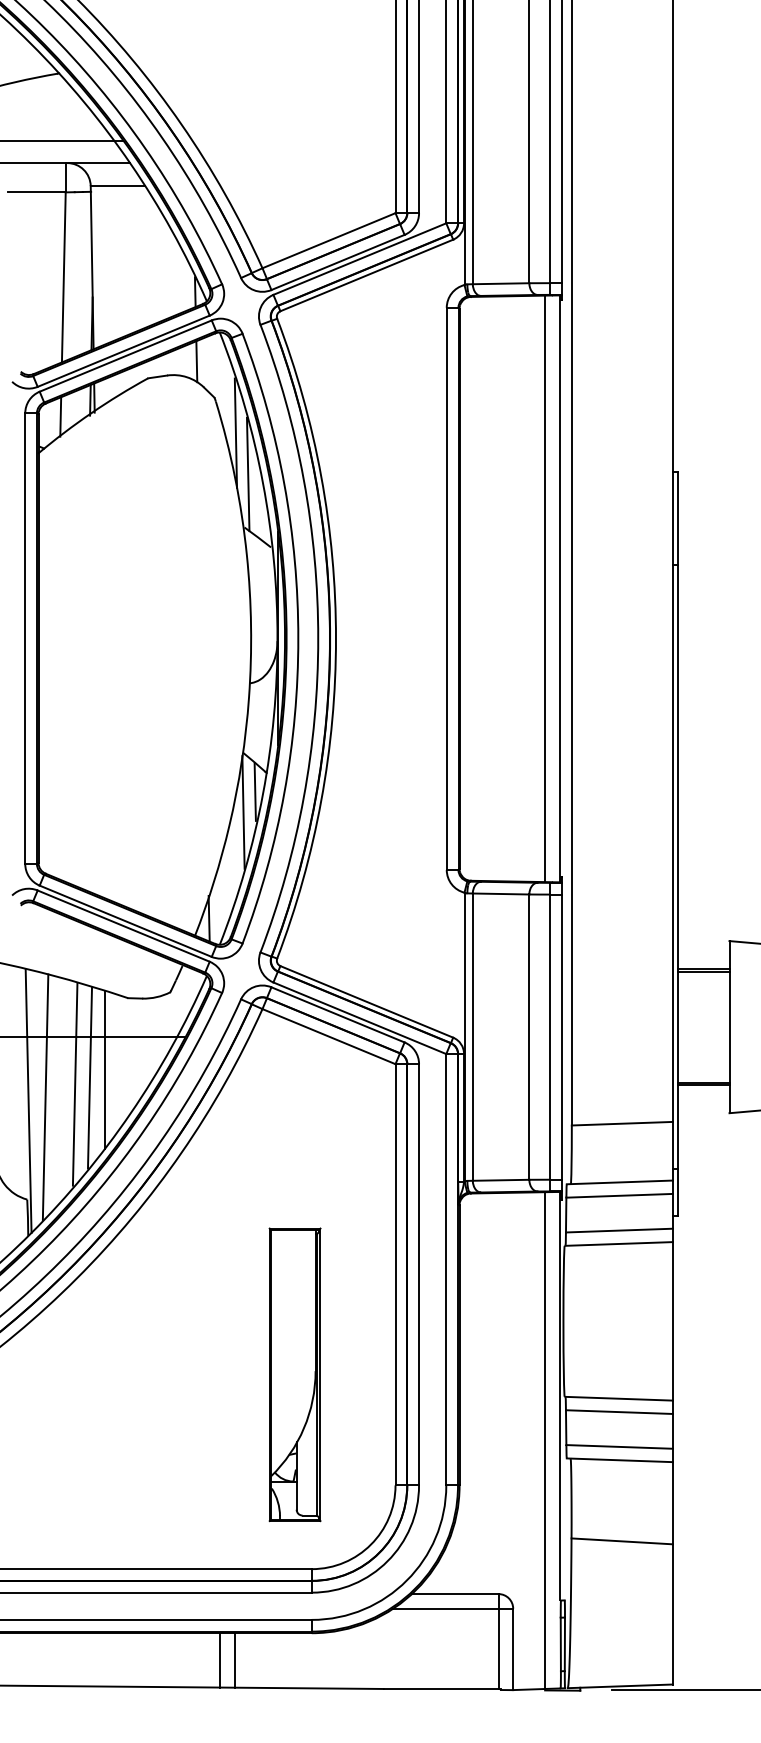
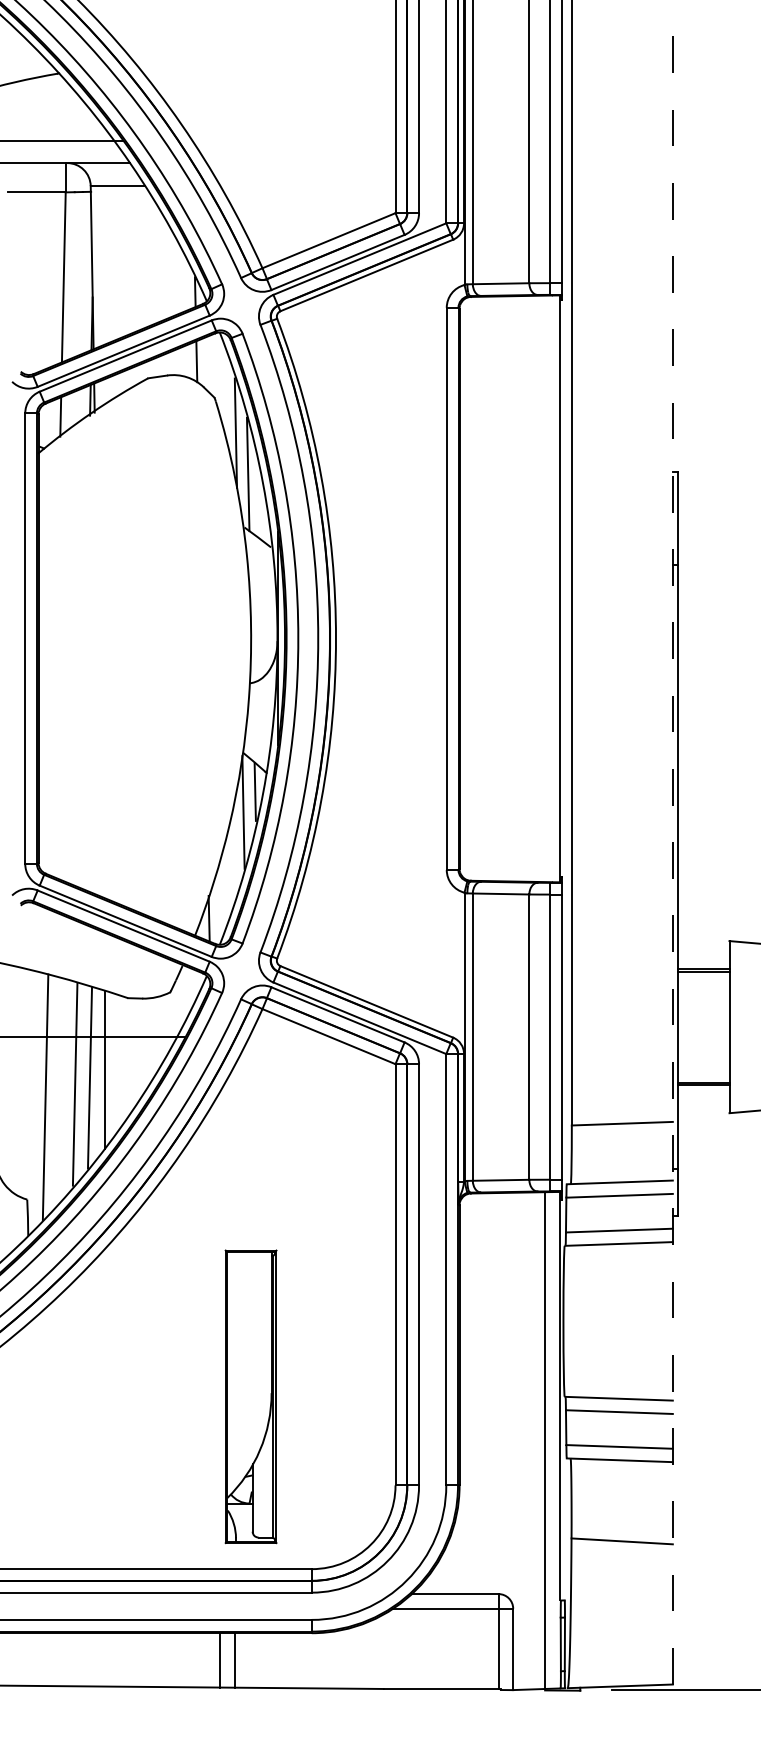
line: present -> none (545, 588)
line: solid -> dashed (672, 841)
line: present -> none (28, 1100)
part position: (294, 1374) -> (250, 1396) (250, 1396)
